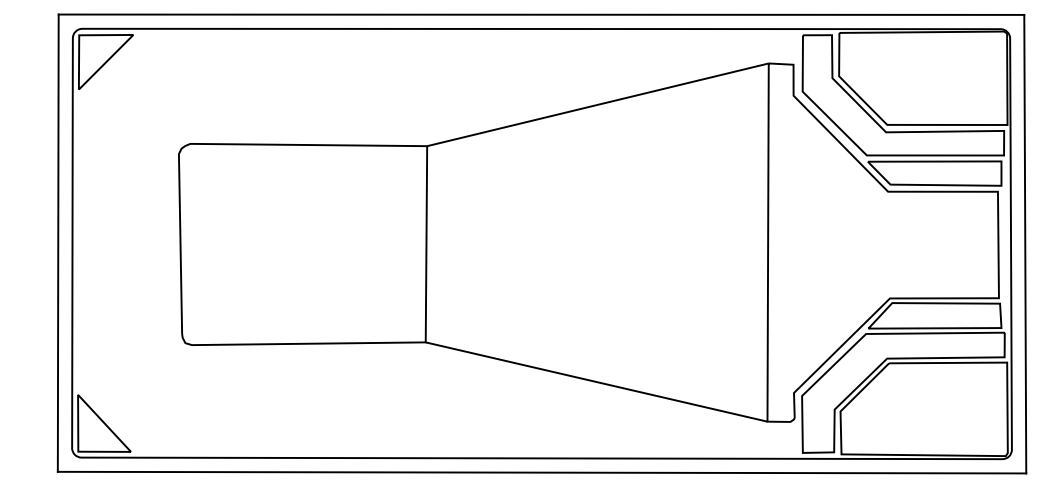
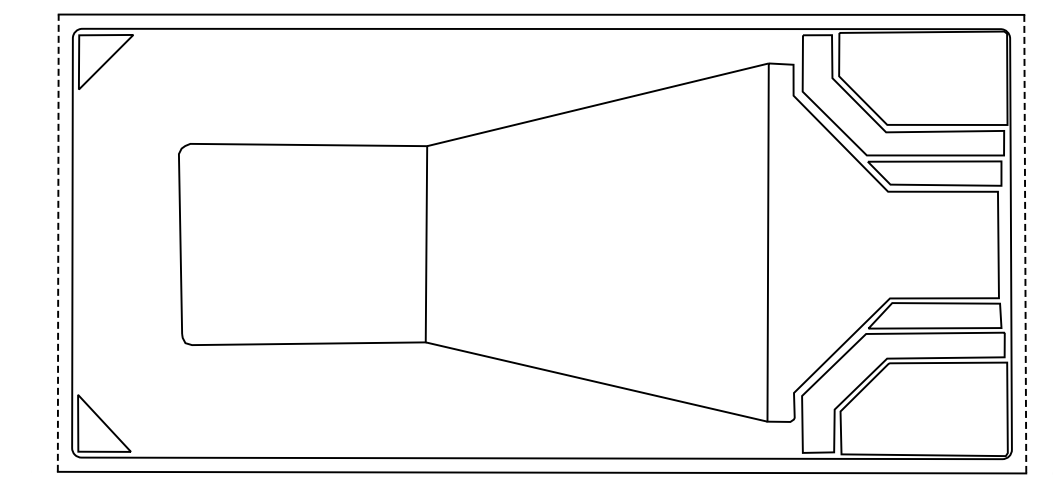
line: solid -> dashed (58, 243)
line: solid -> dashed (1025, 244)
